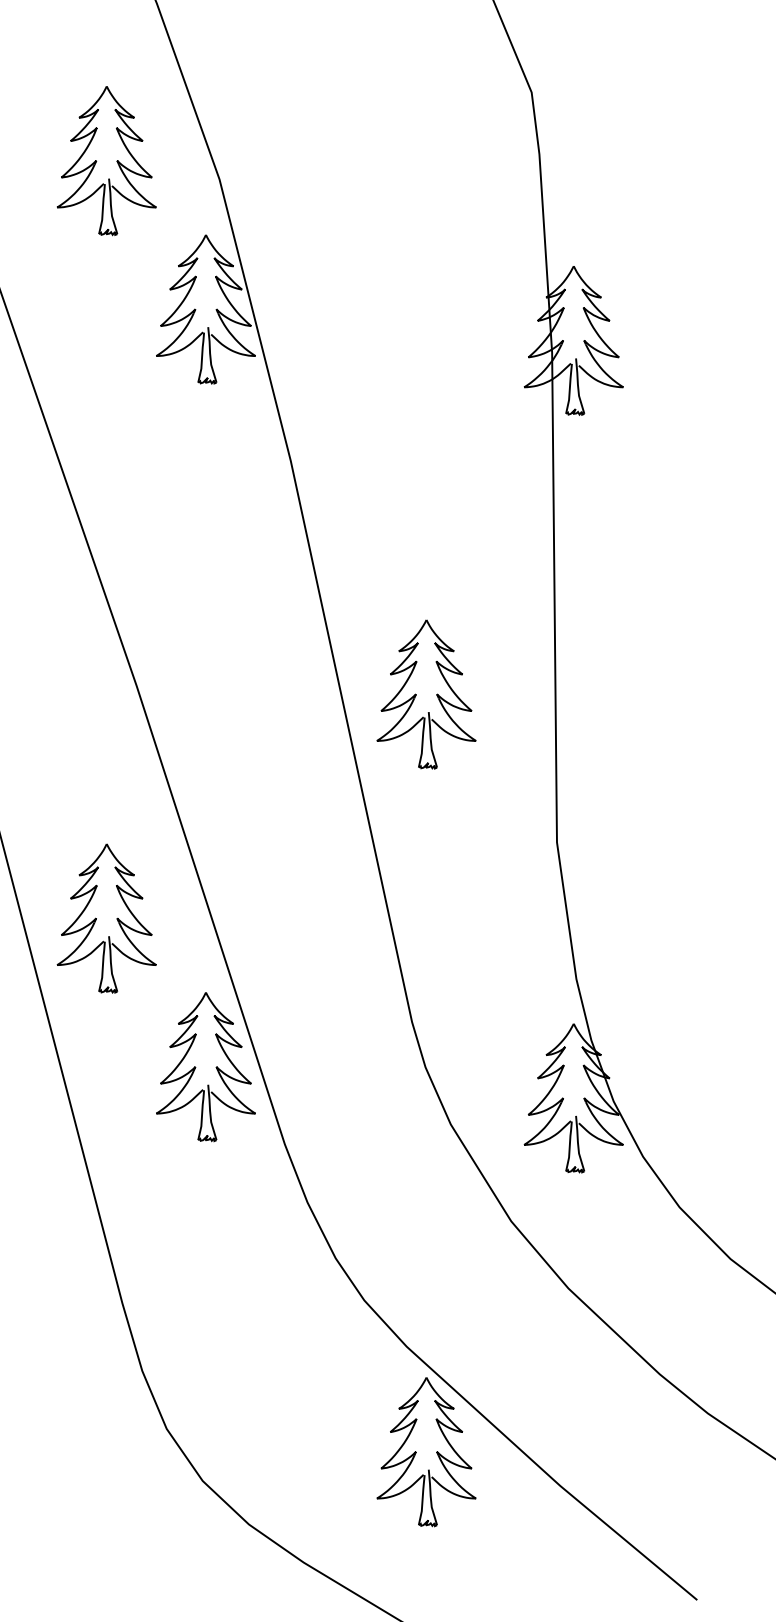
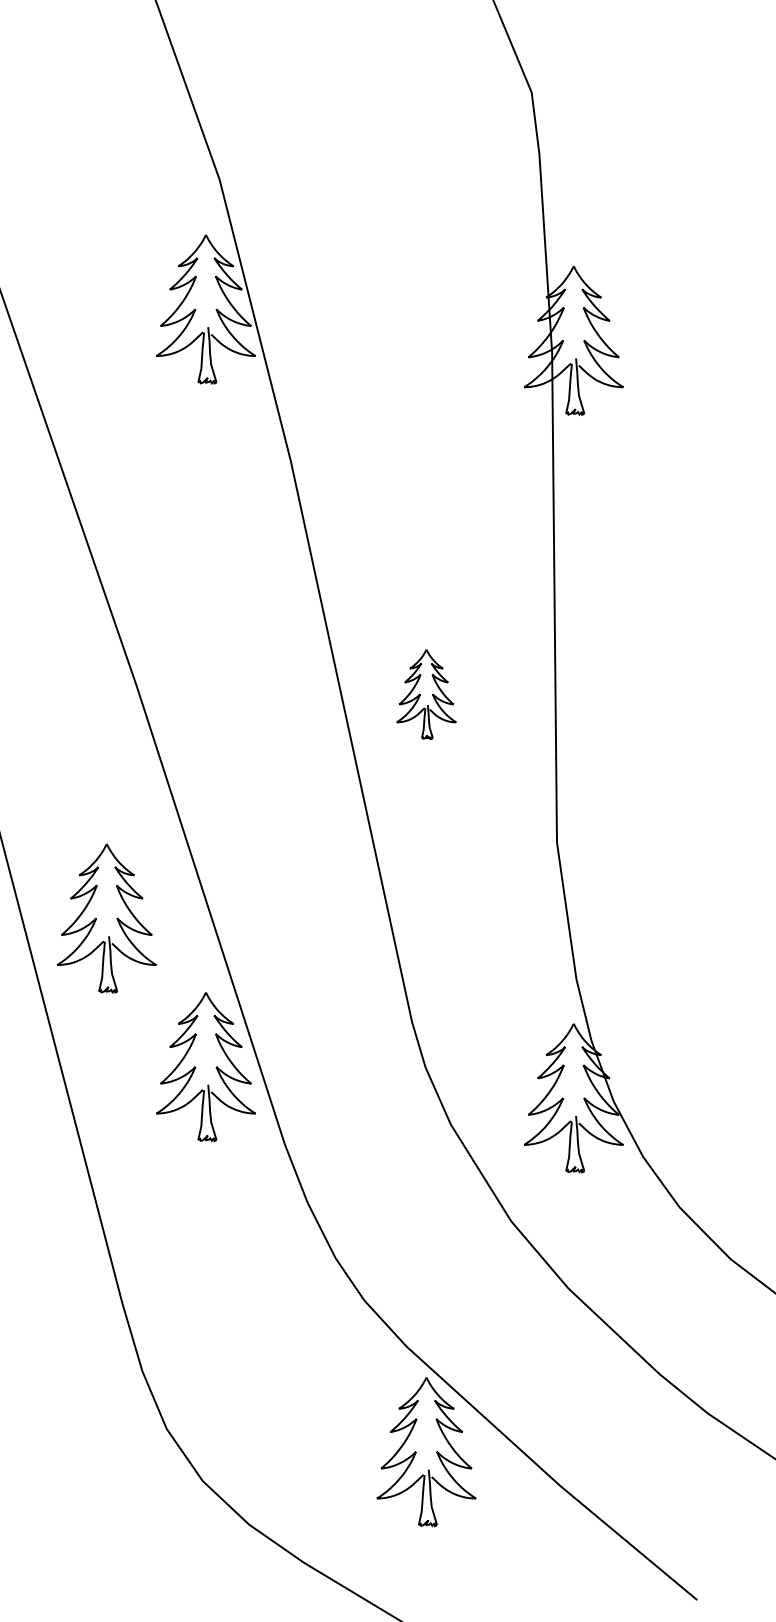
part: present -> none (106, 161)
part size: 101x151 px -> 61x91 px (426, 694)
